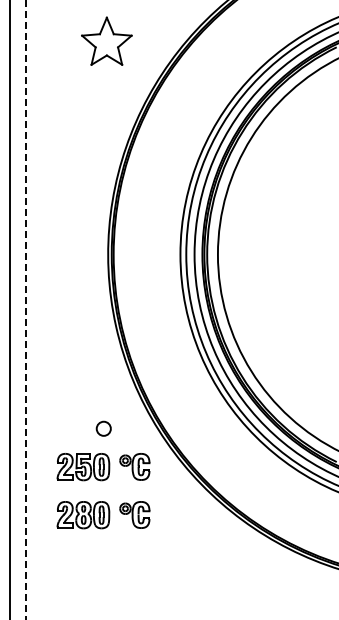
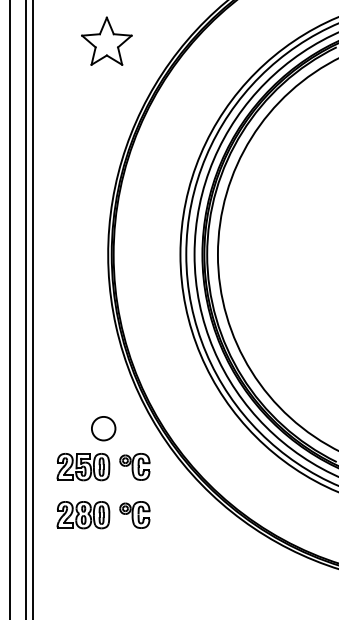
line: none -> present (32, 309)
line: dashed -> solid (25, 310)
circle size: 17x17 px -> 26x26 px (103, 428)
